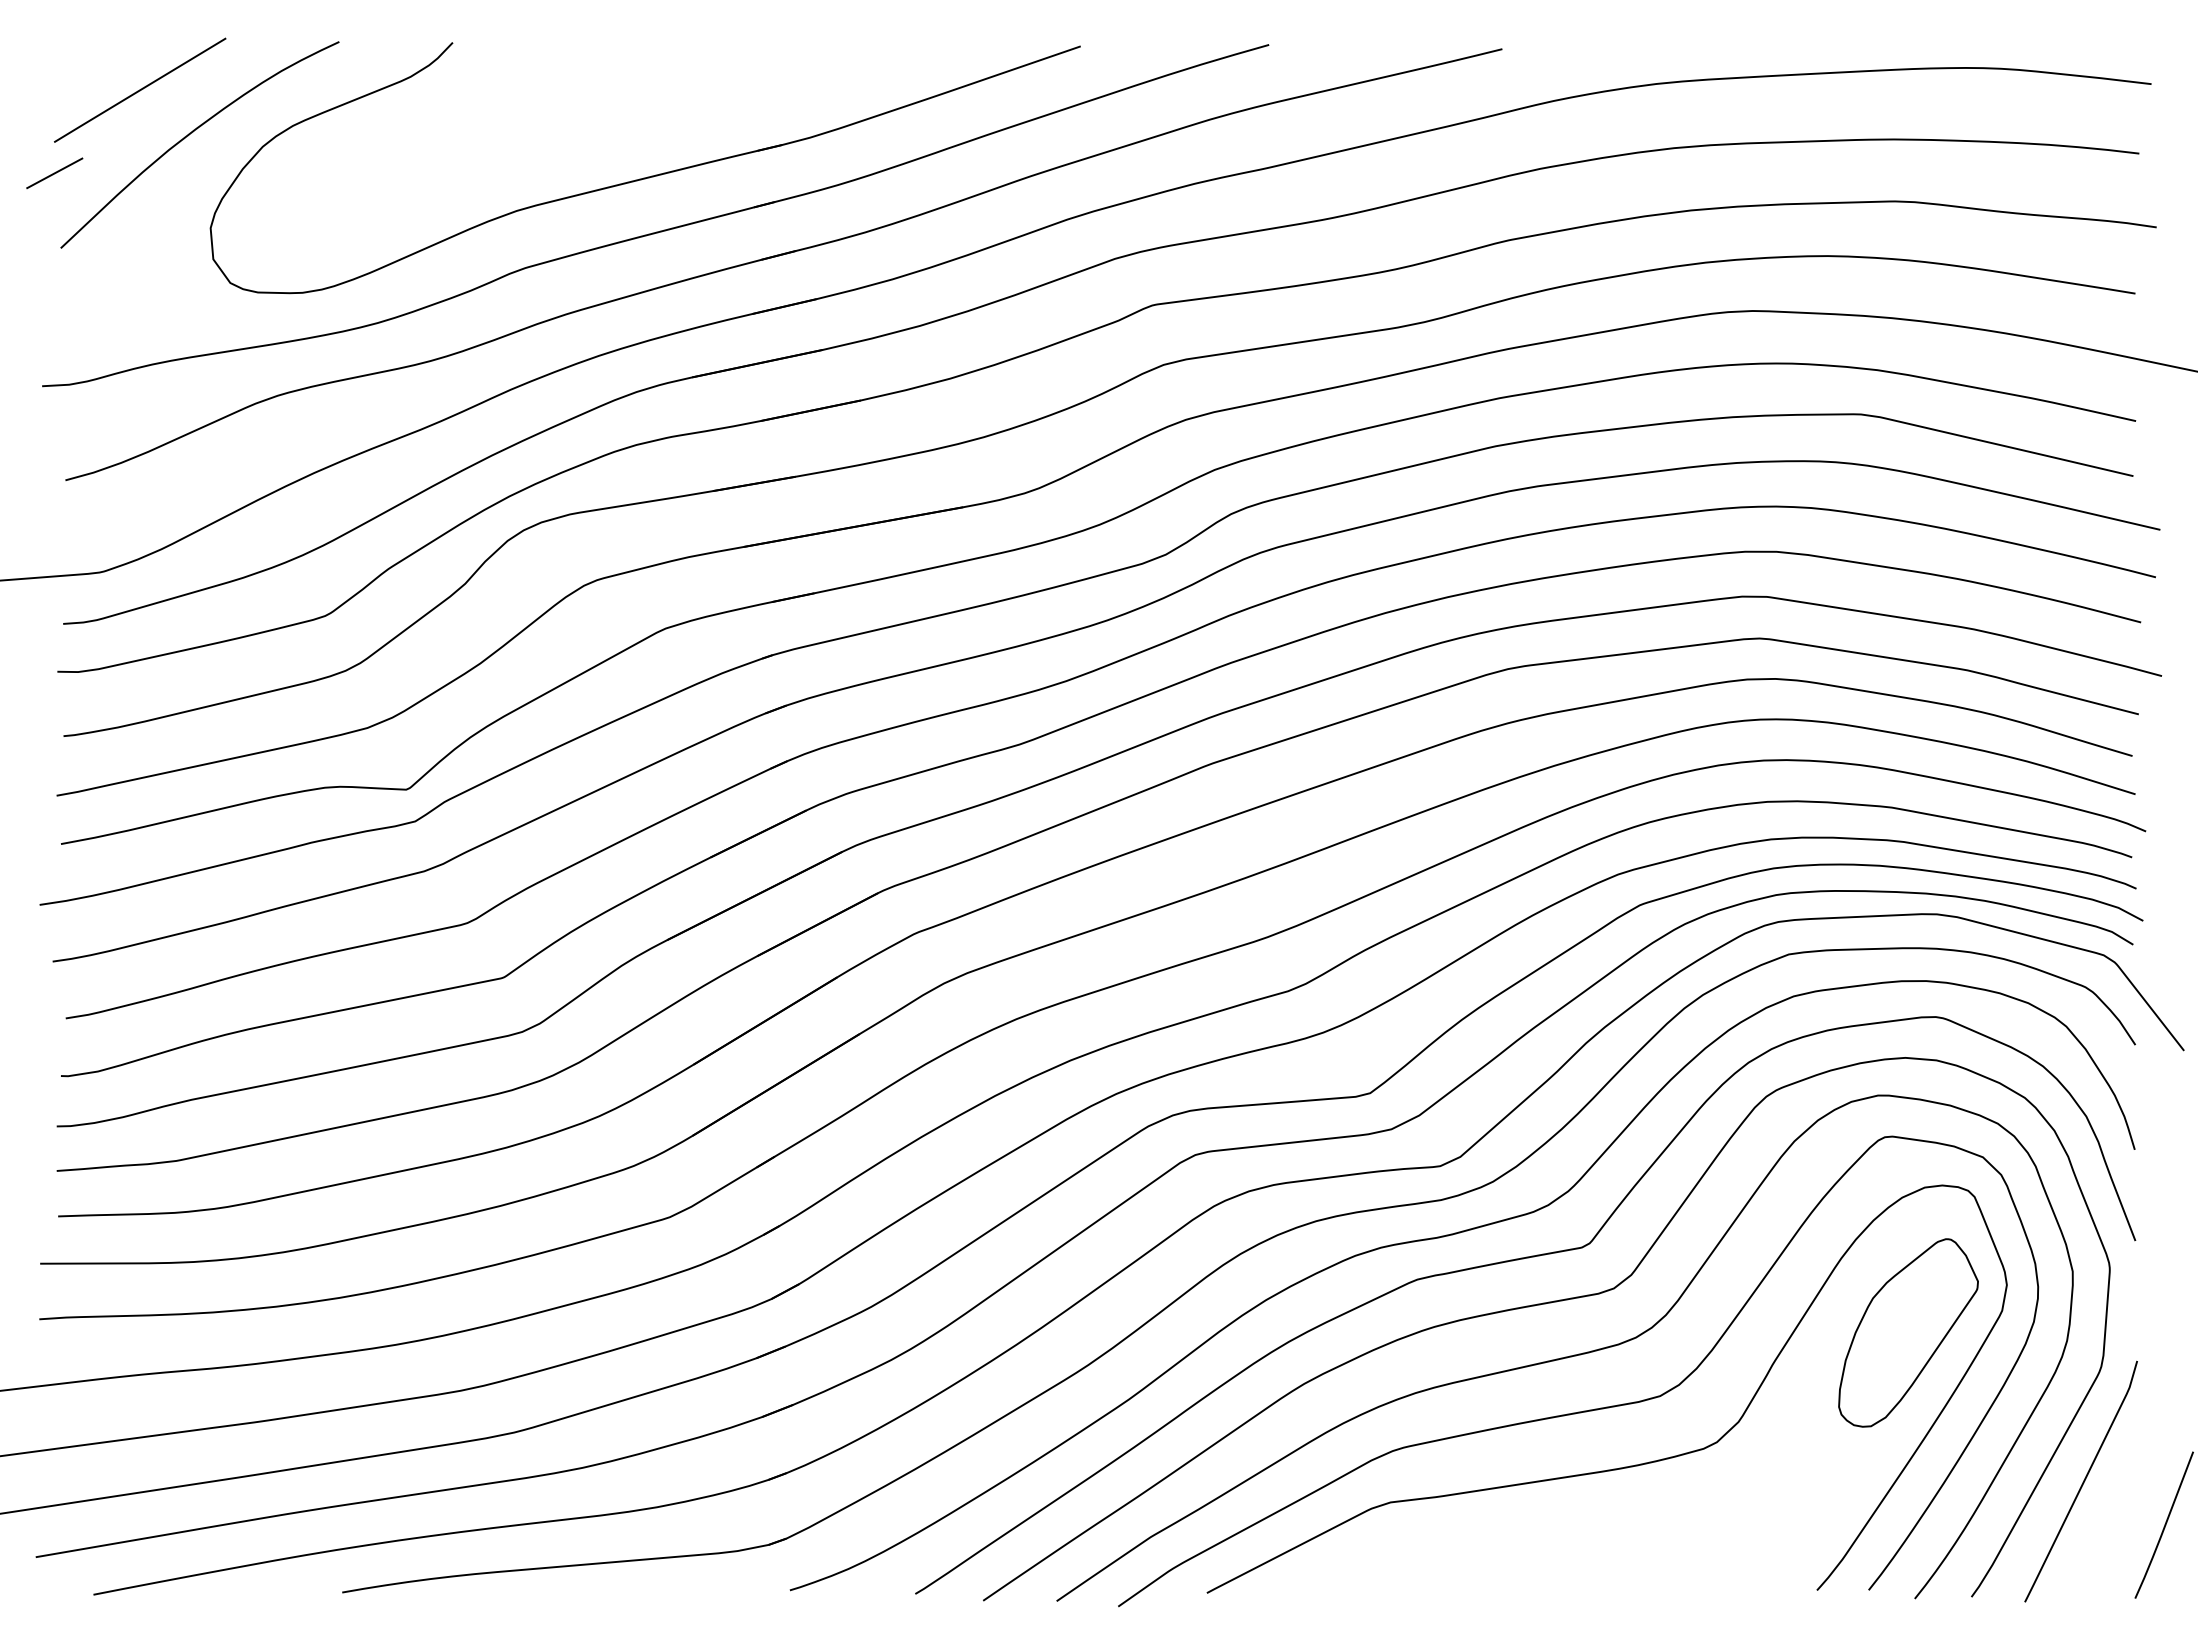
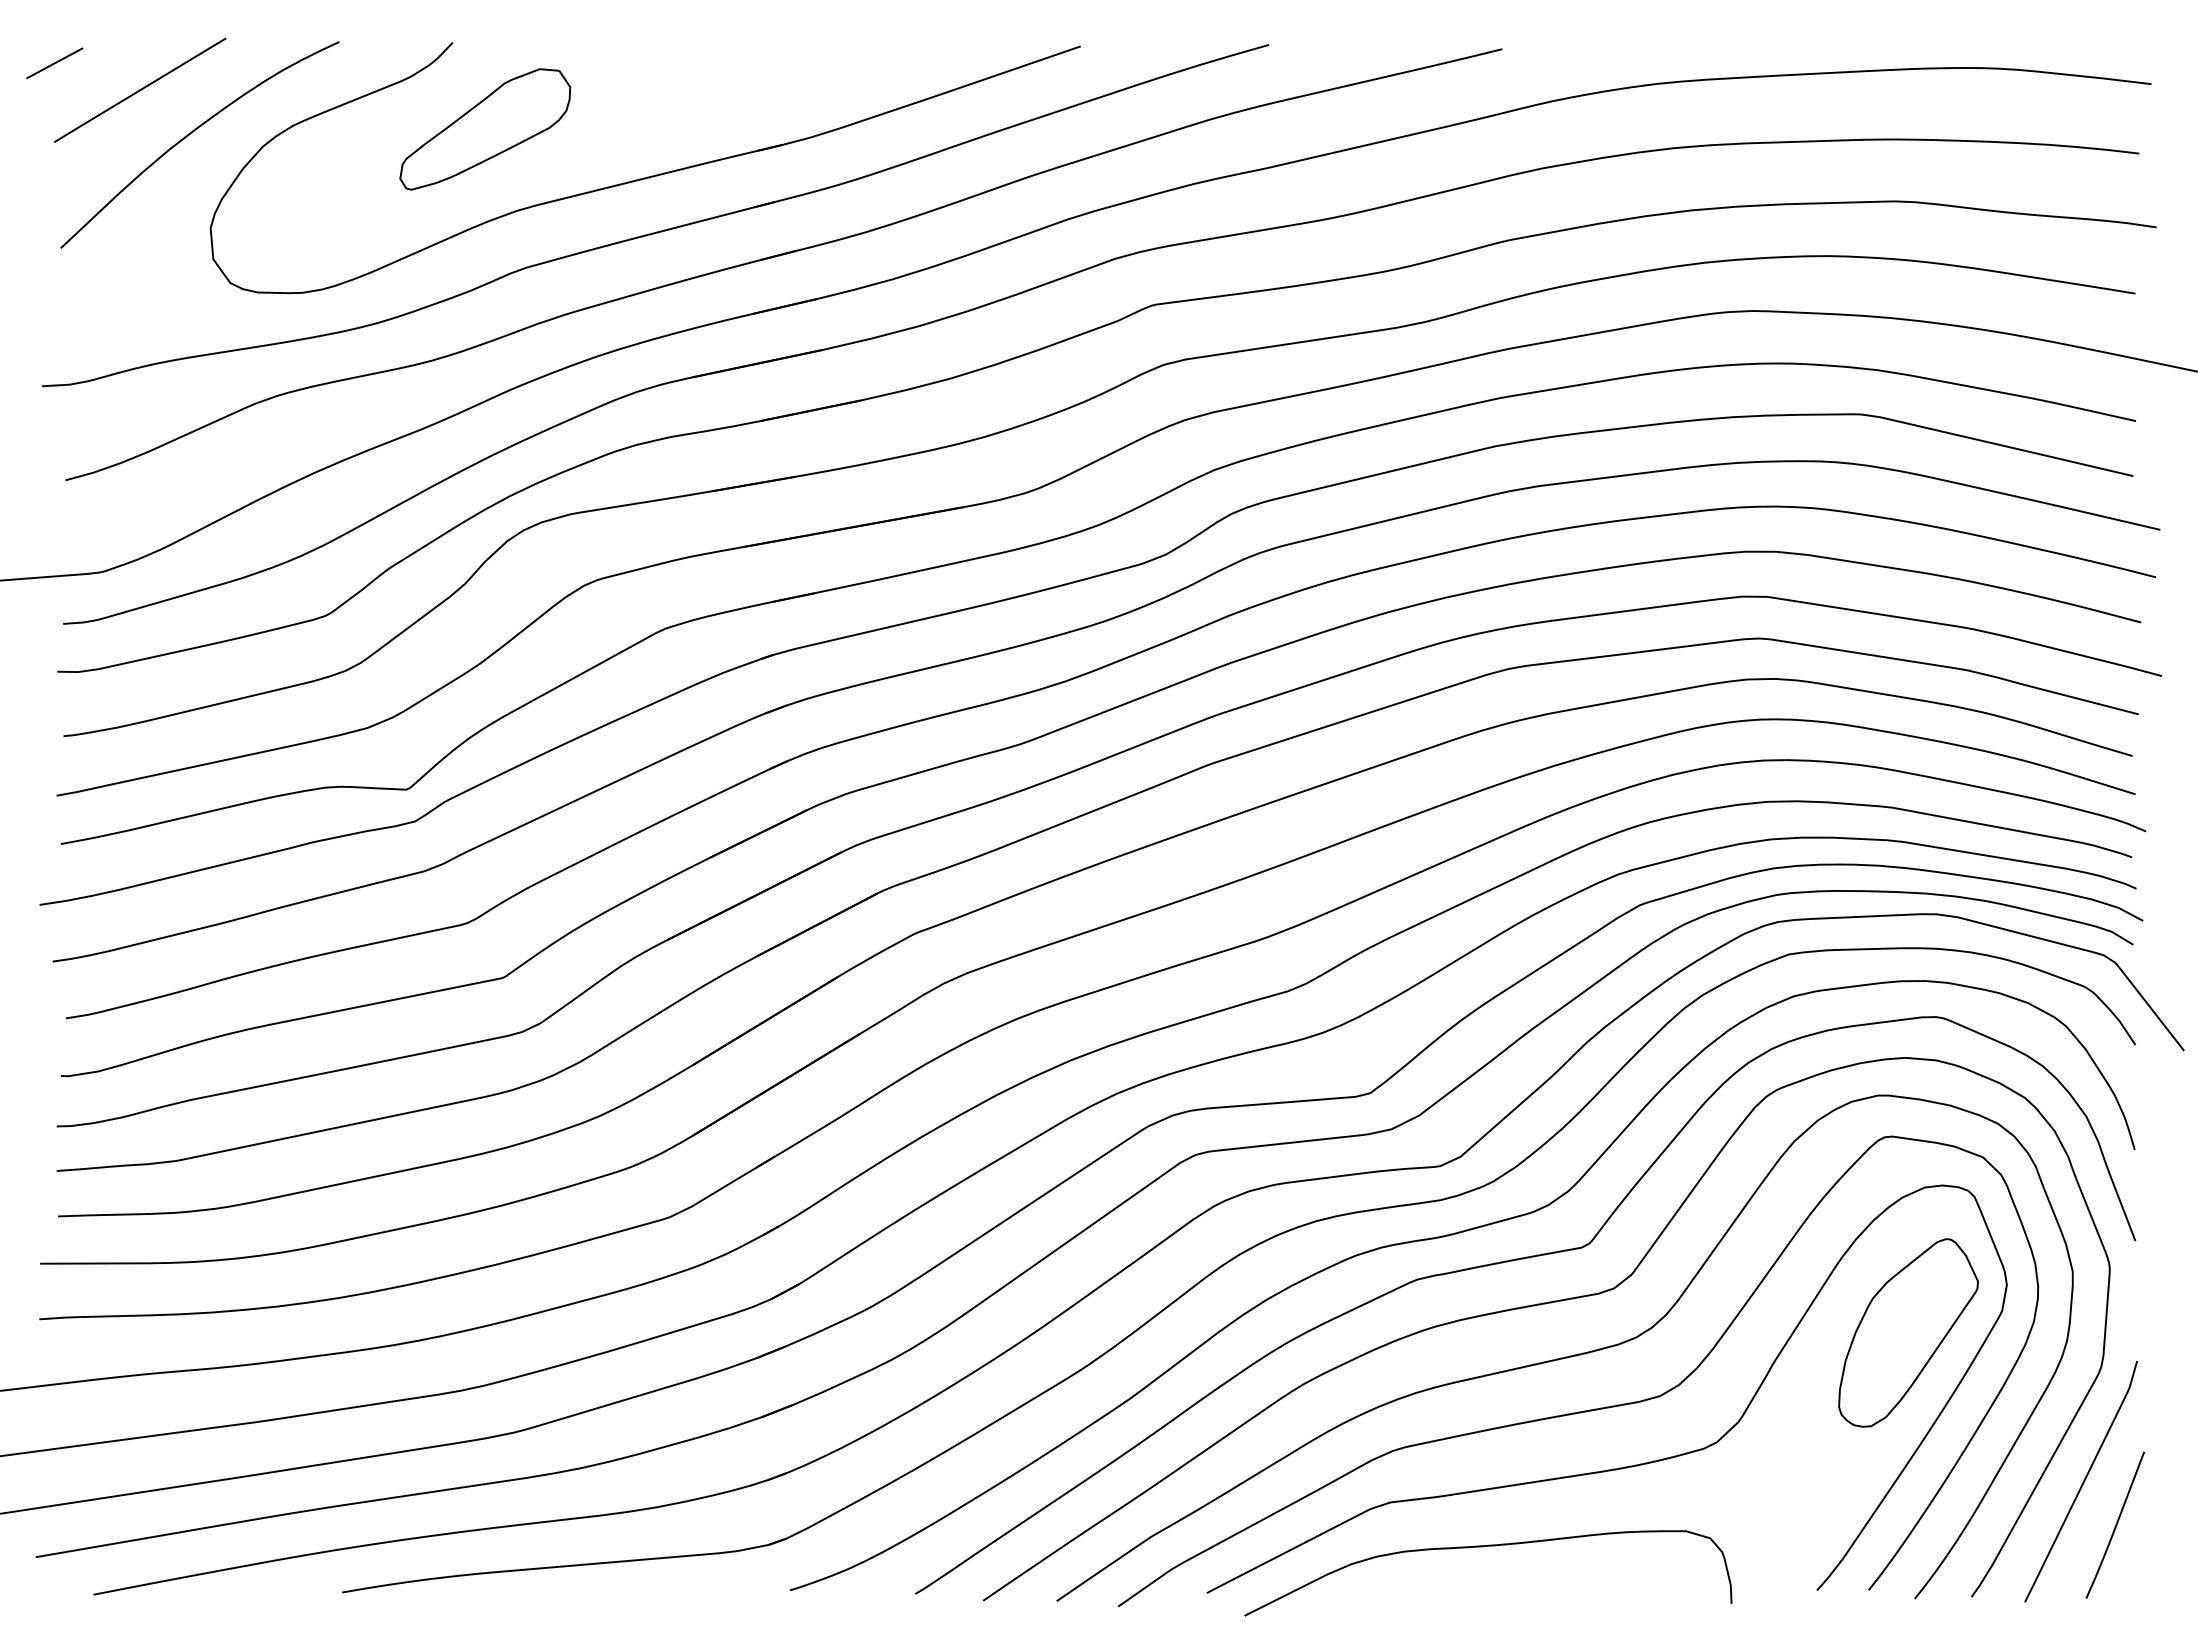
part: none -> present (485, 129)
line position: (54, 172) -> (54, 62) (54, 62)
line position: (2164, 1524) -> (2115, 1524) (2115, 1524)
curve: none -> present (1482, 1547)
